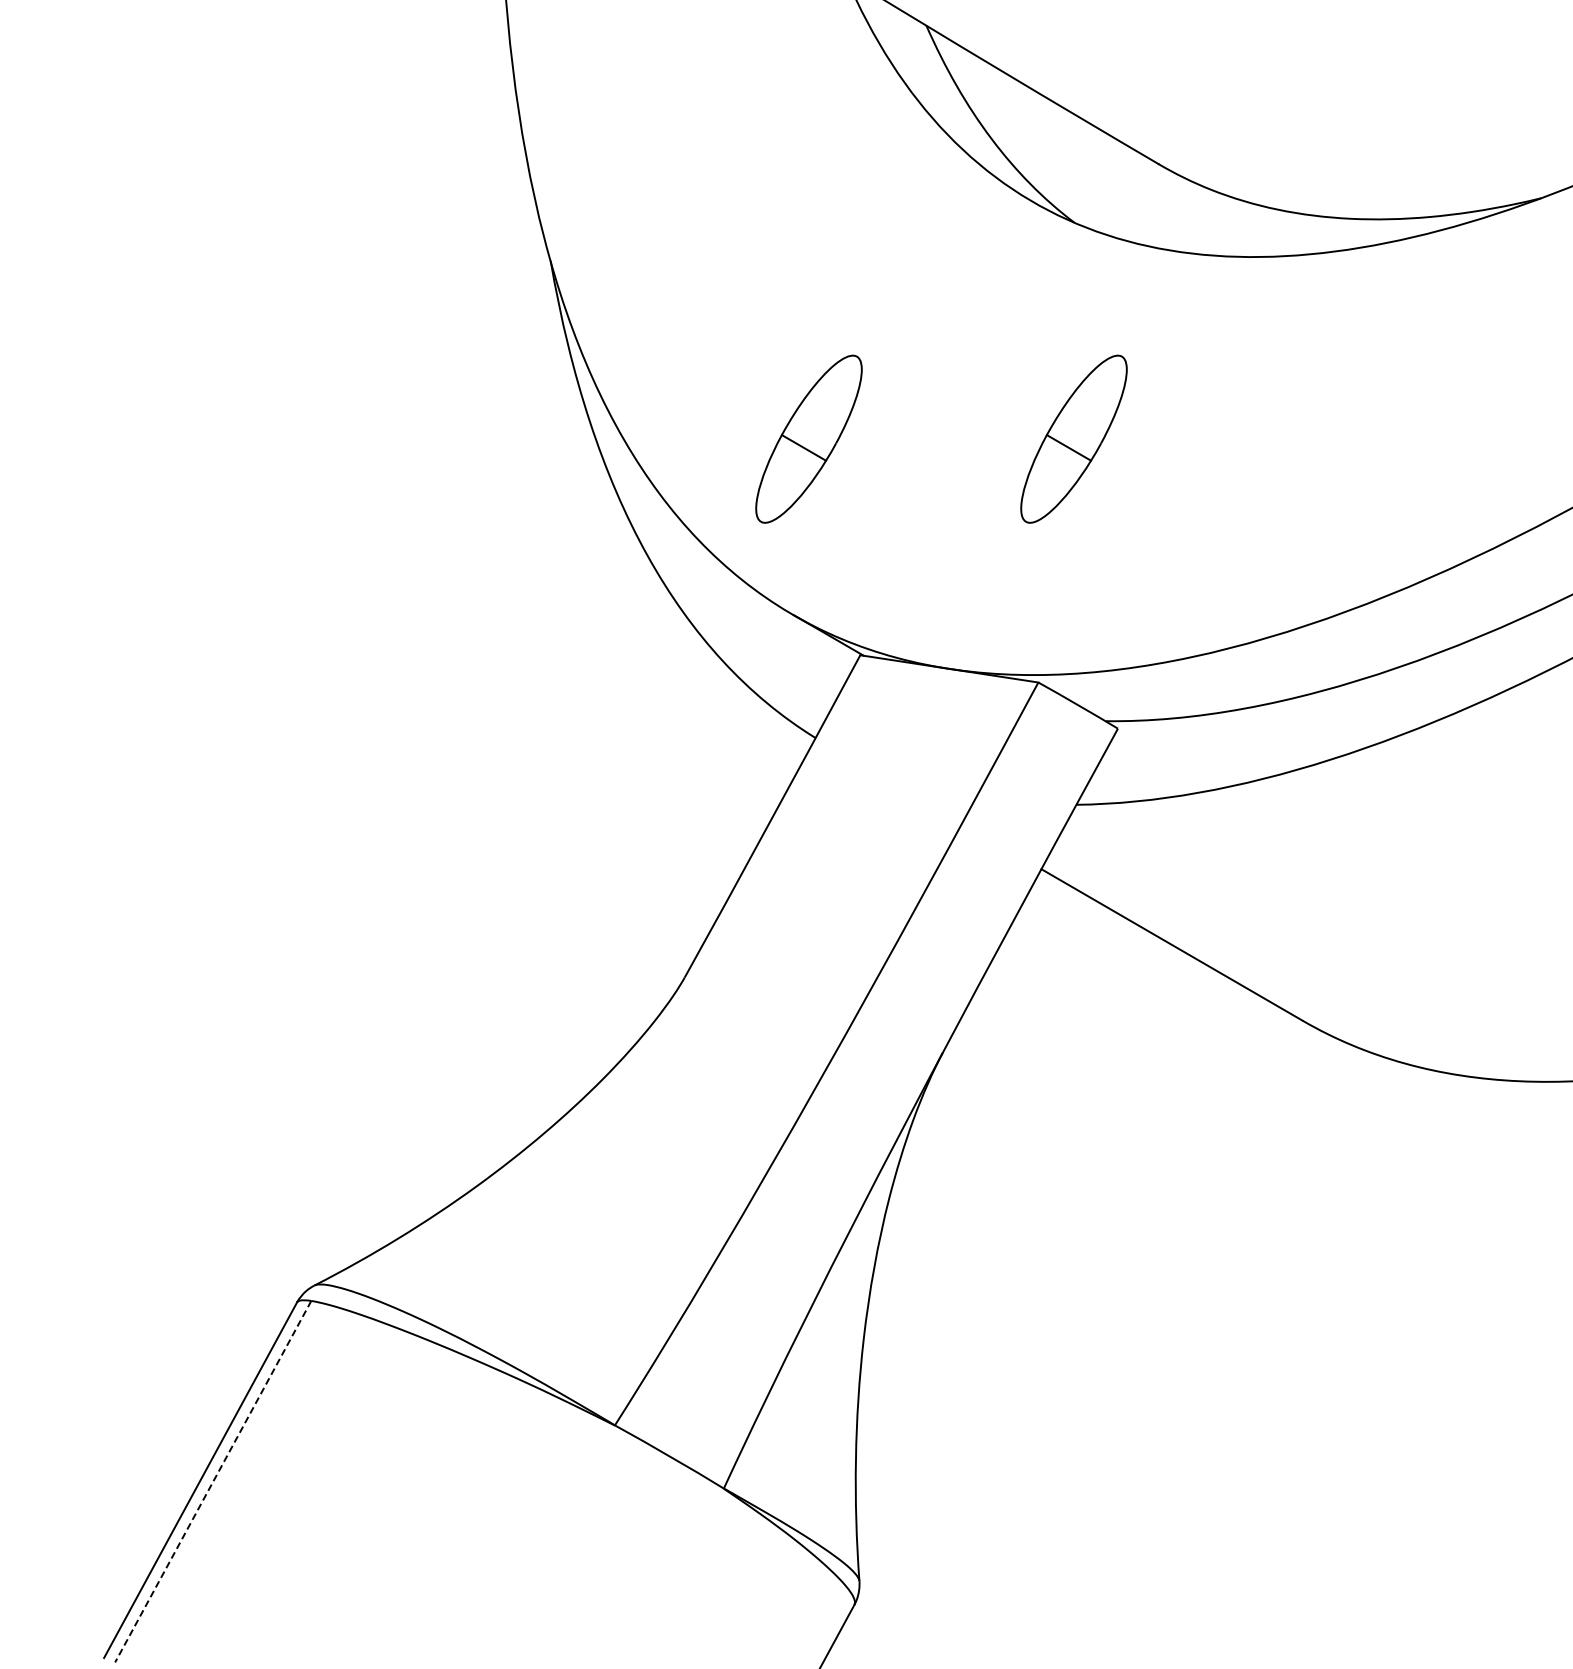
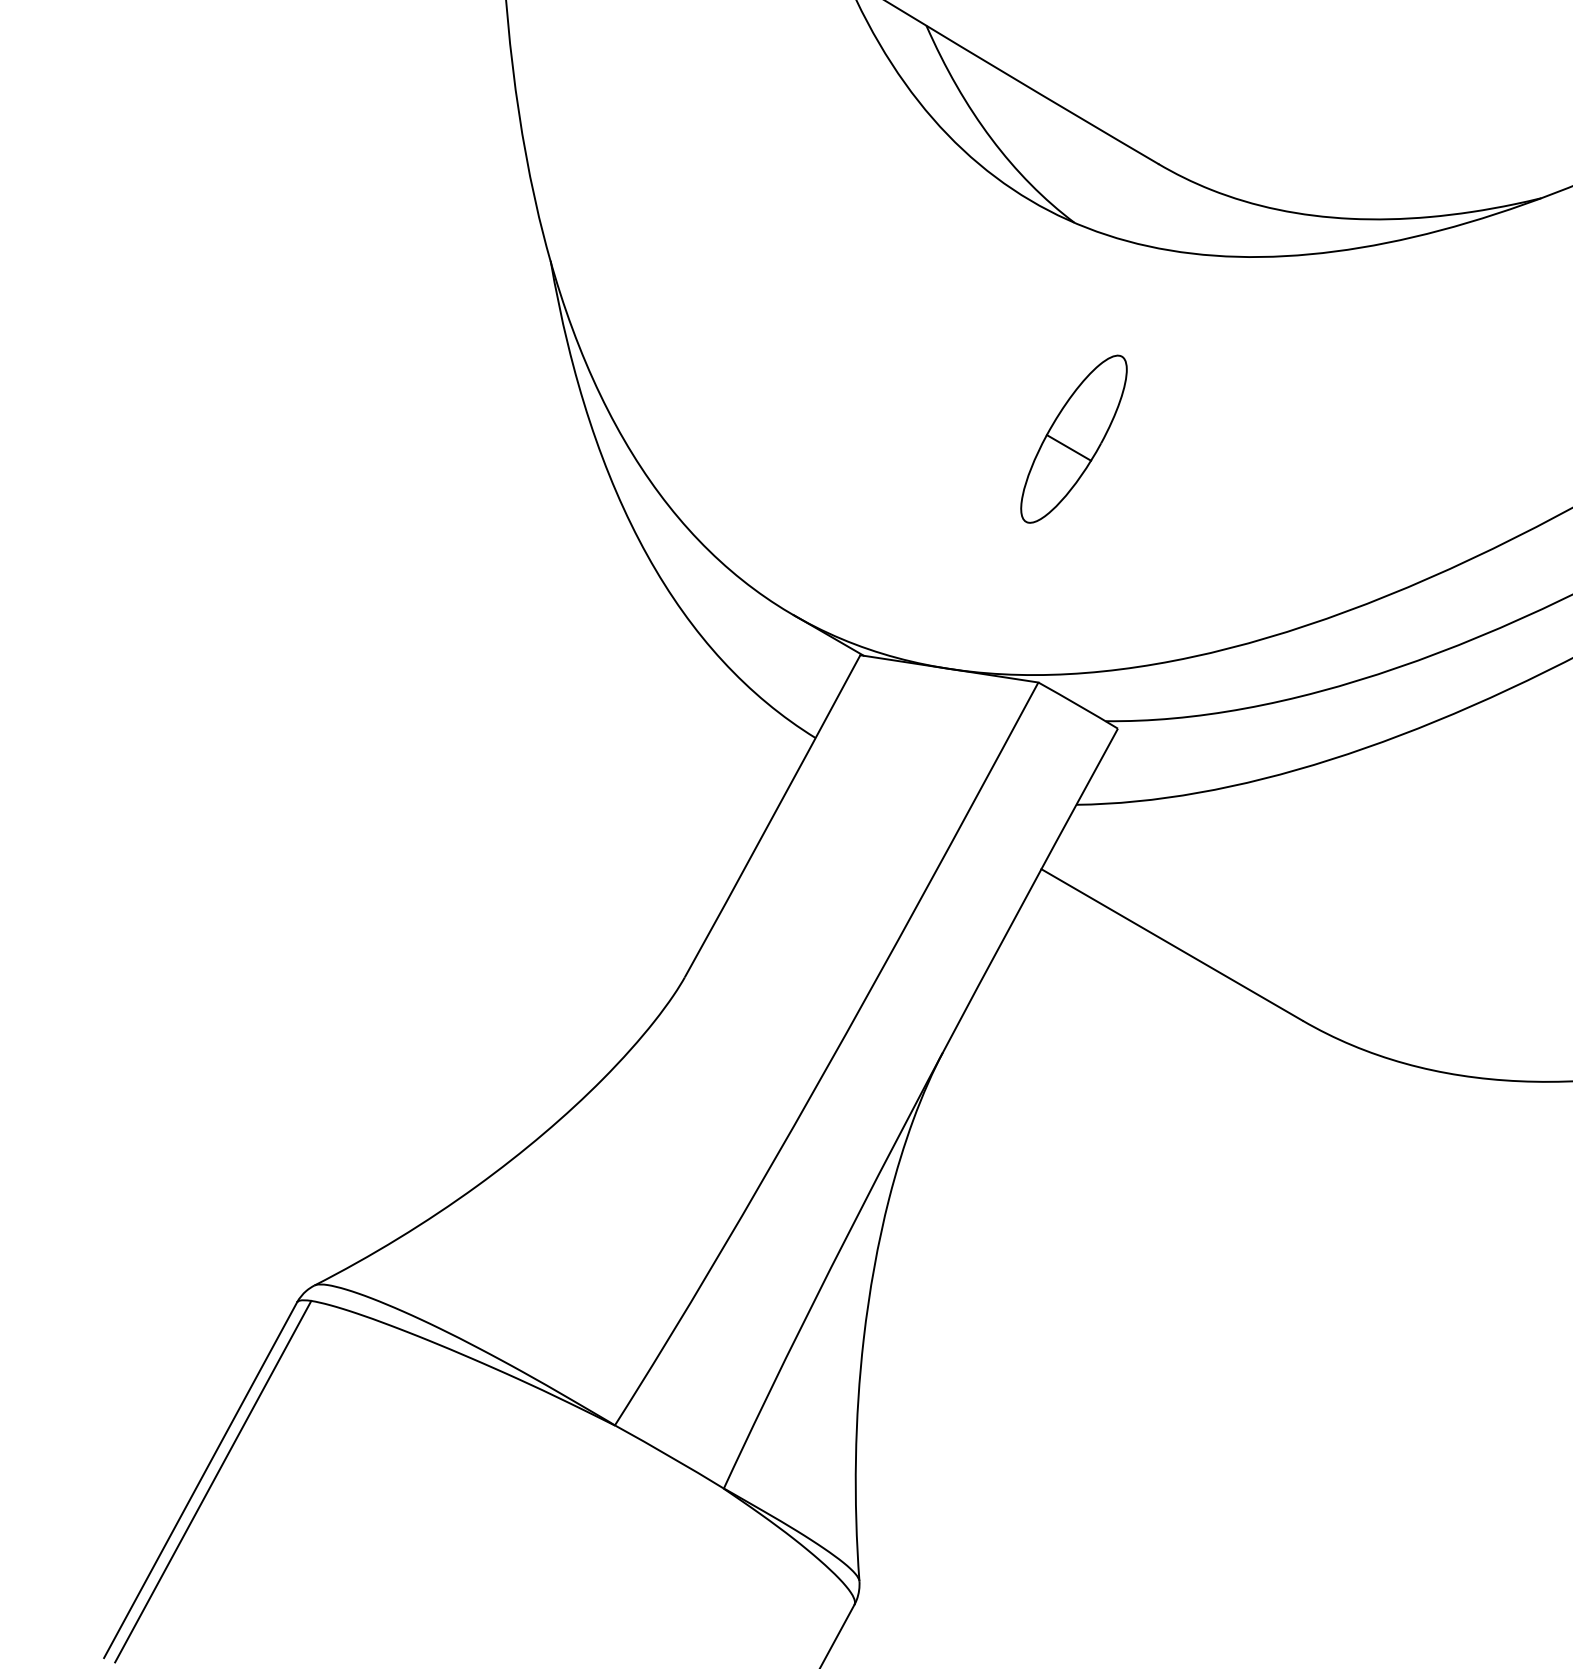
part: present -> none (808, 438)
line: dashed -> solid (213, 1481)
